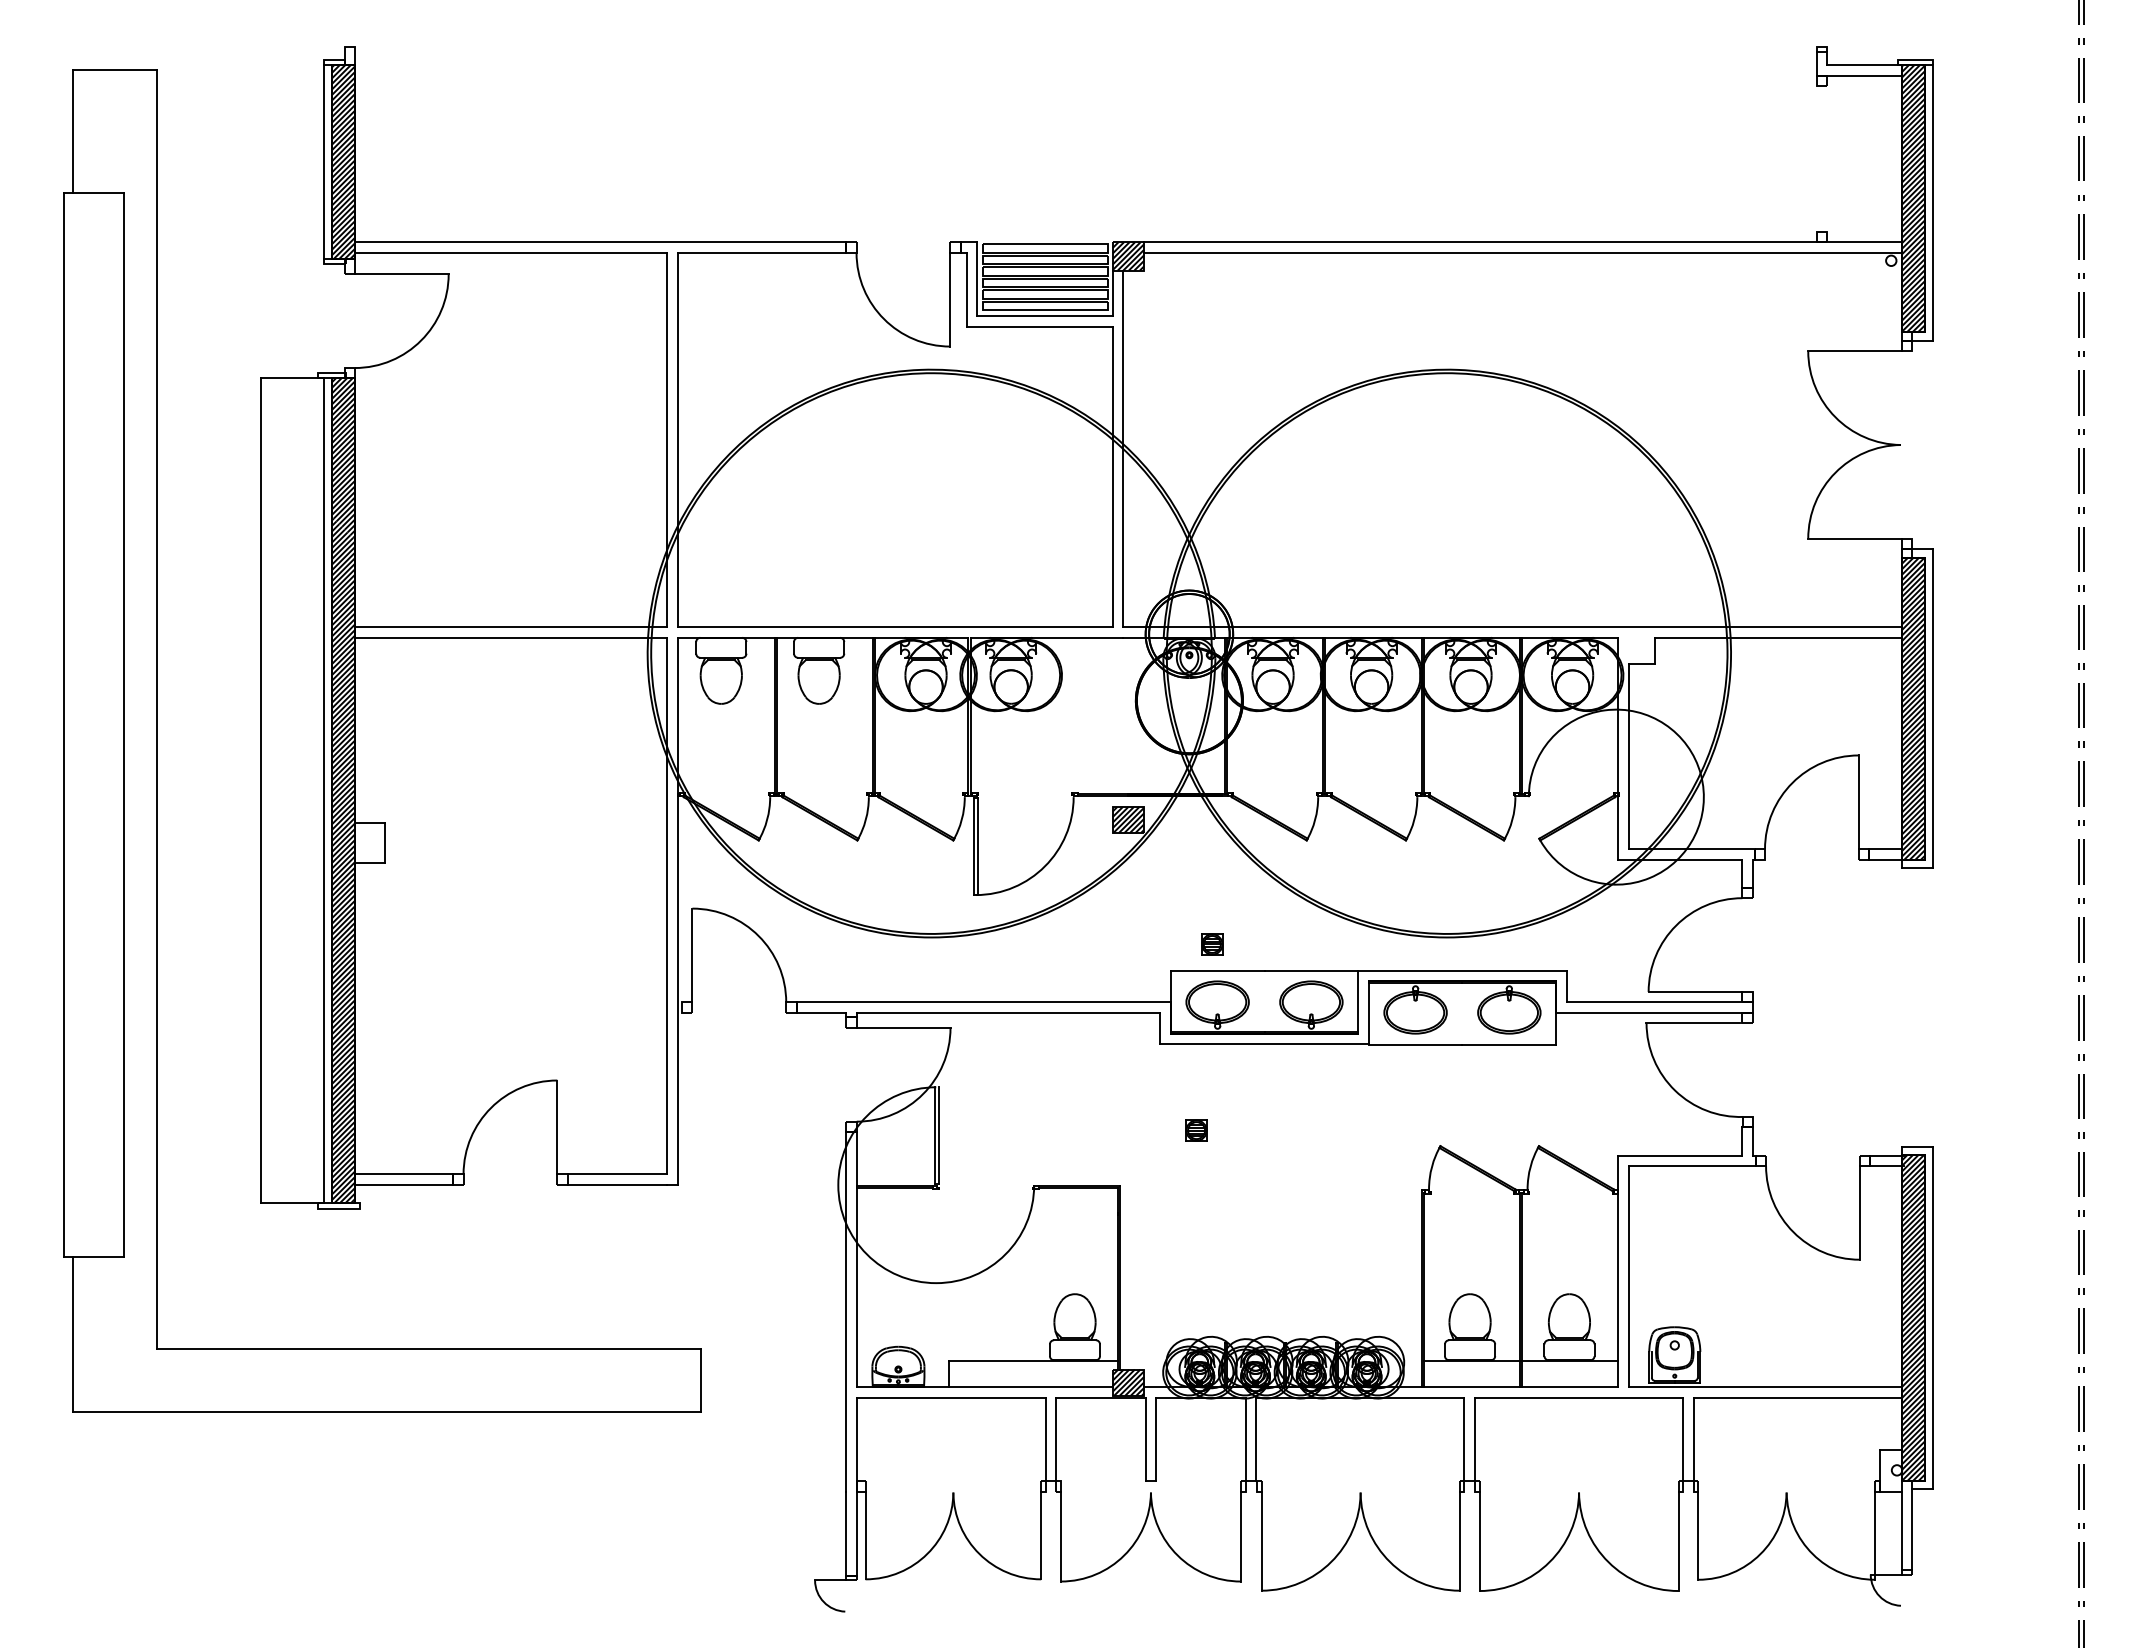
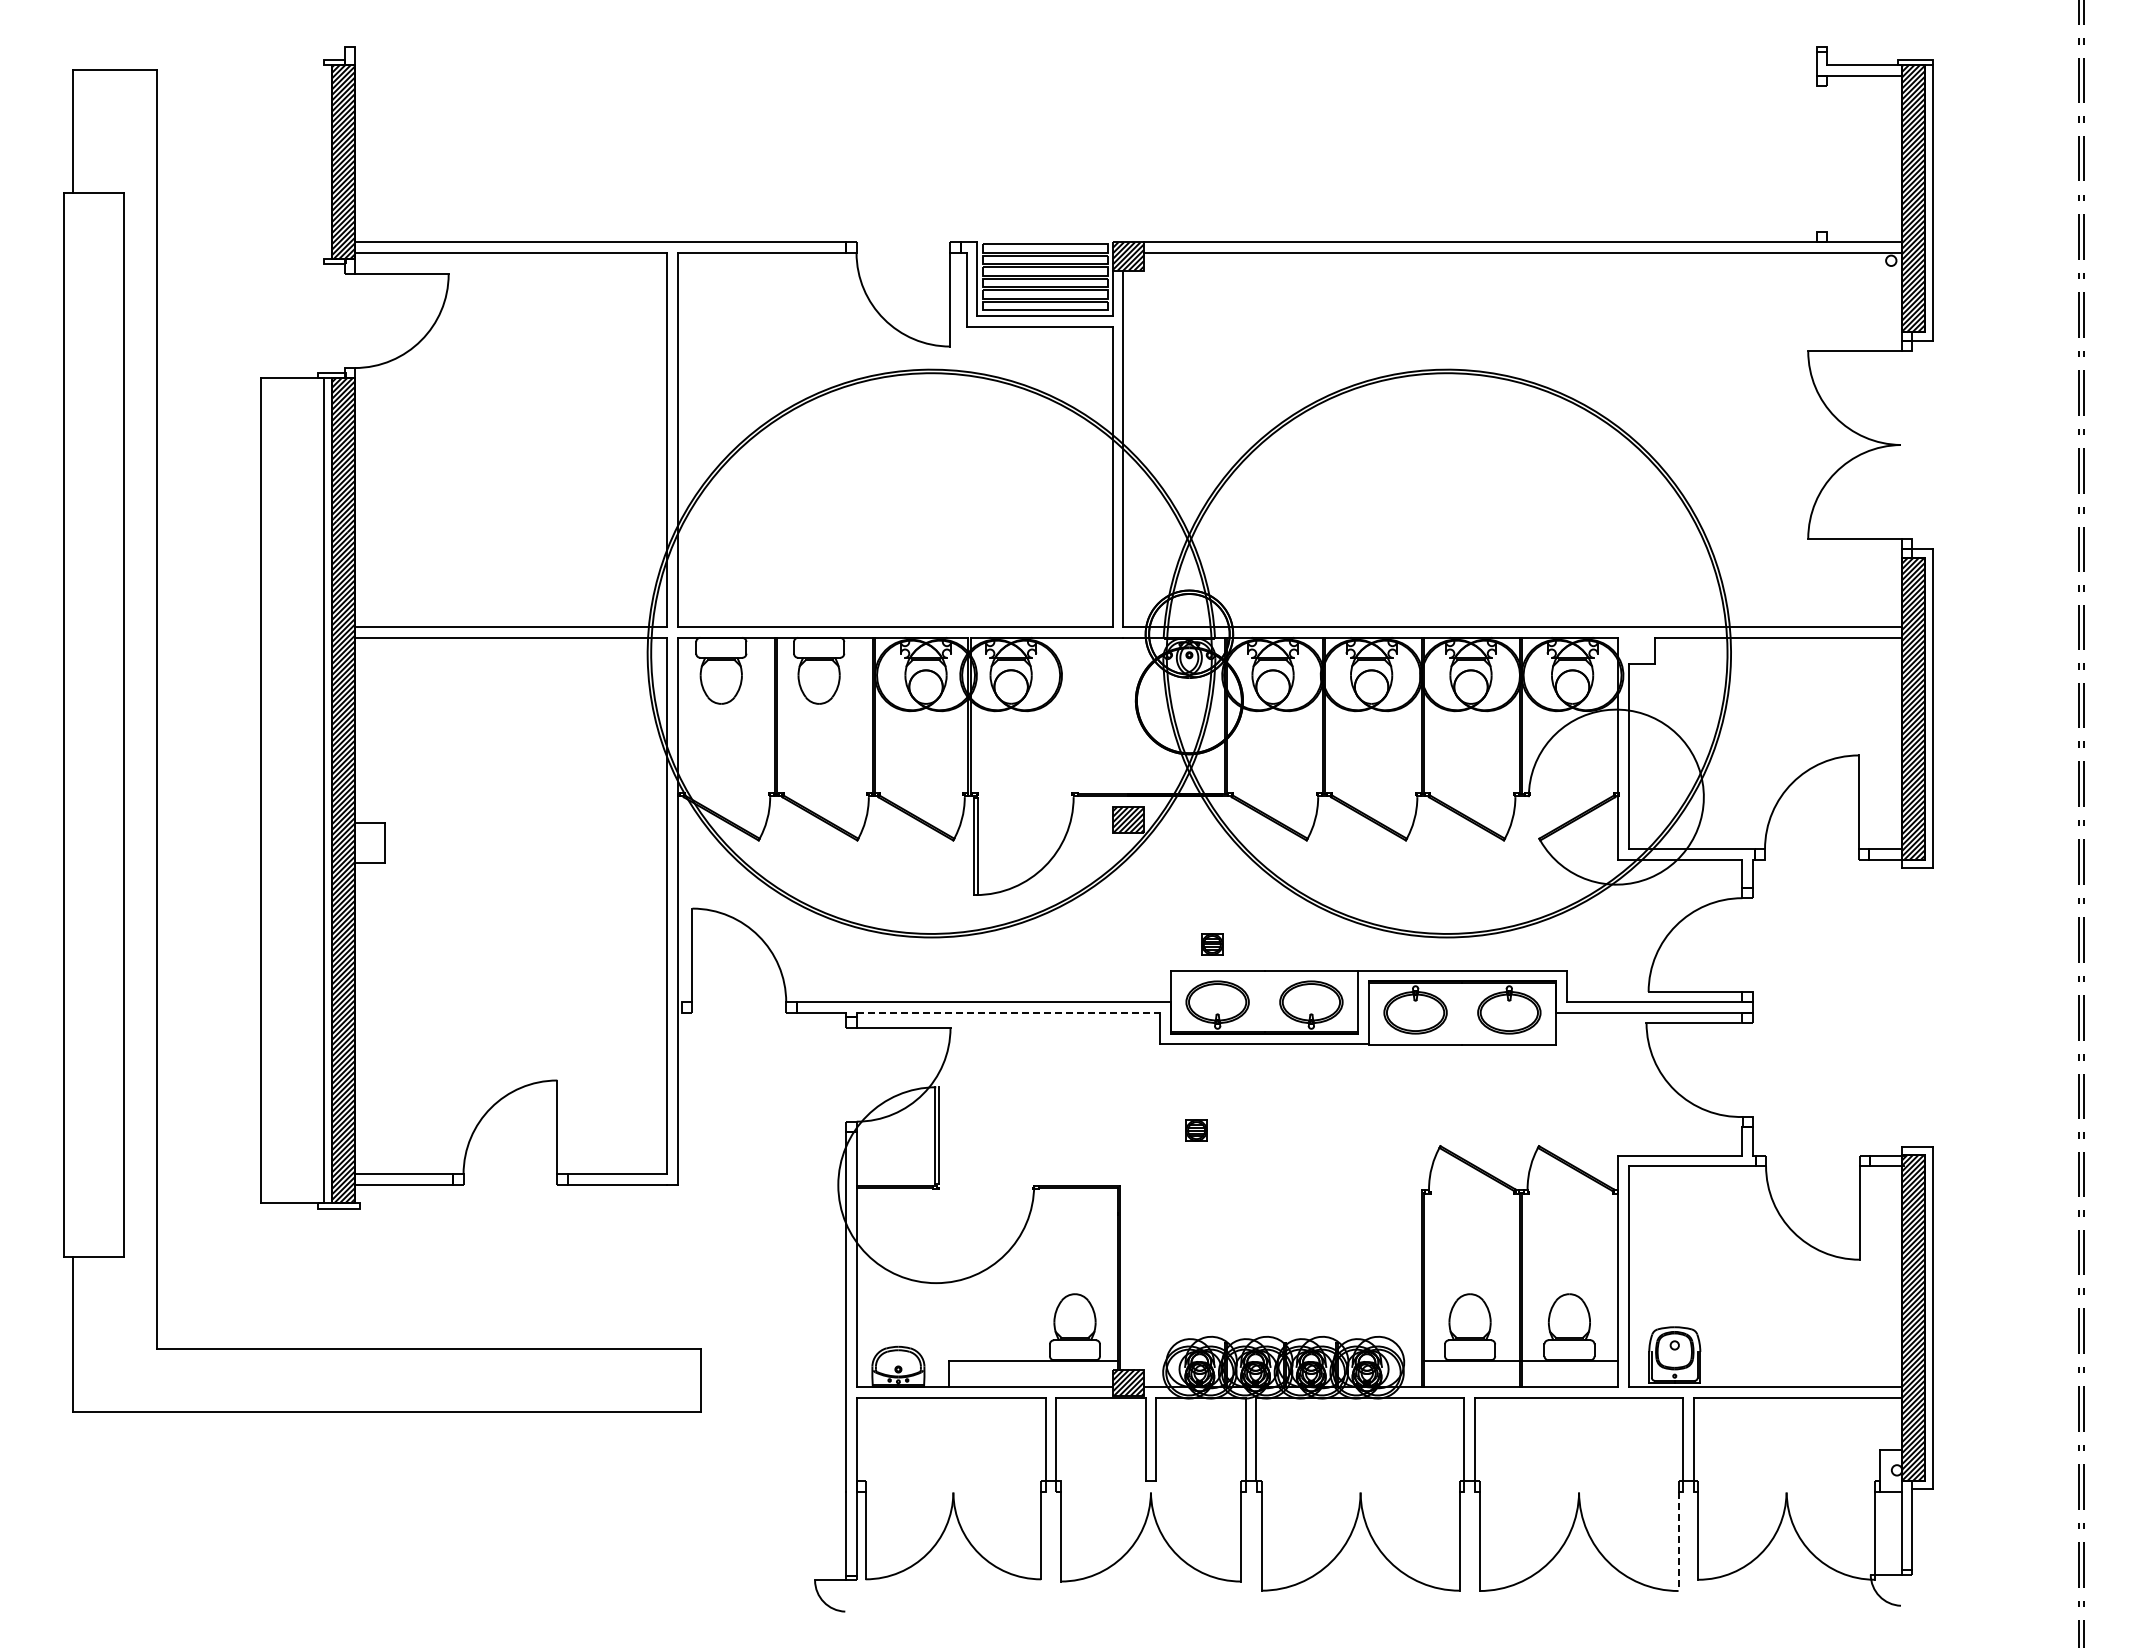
line: present -> none (323, 161)
line: solid -> dashed (1008, 1012)
line: solid -> dashed (1678, 1541)
